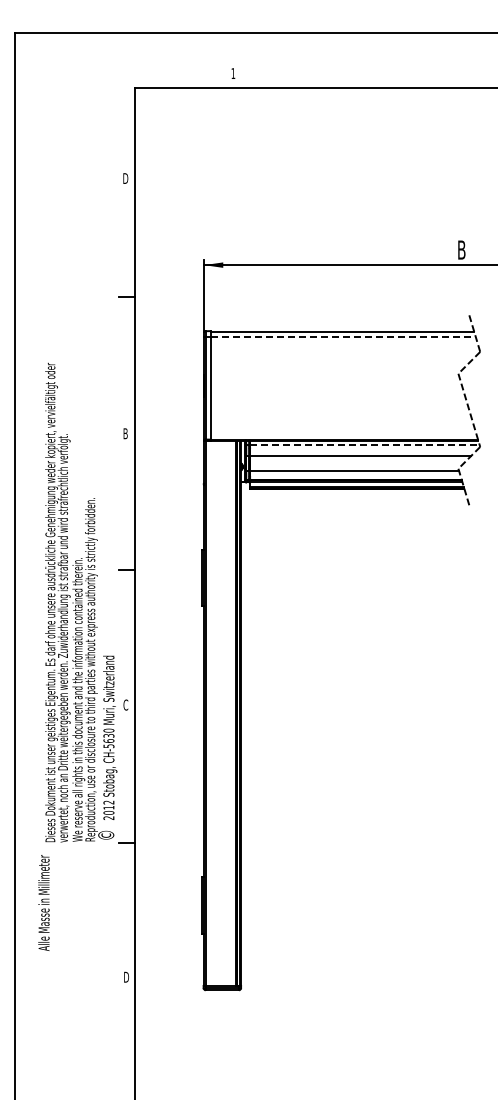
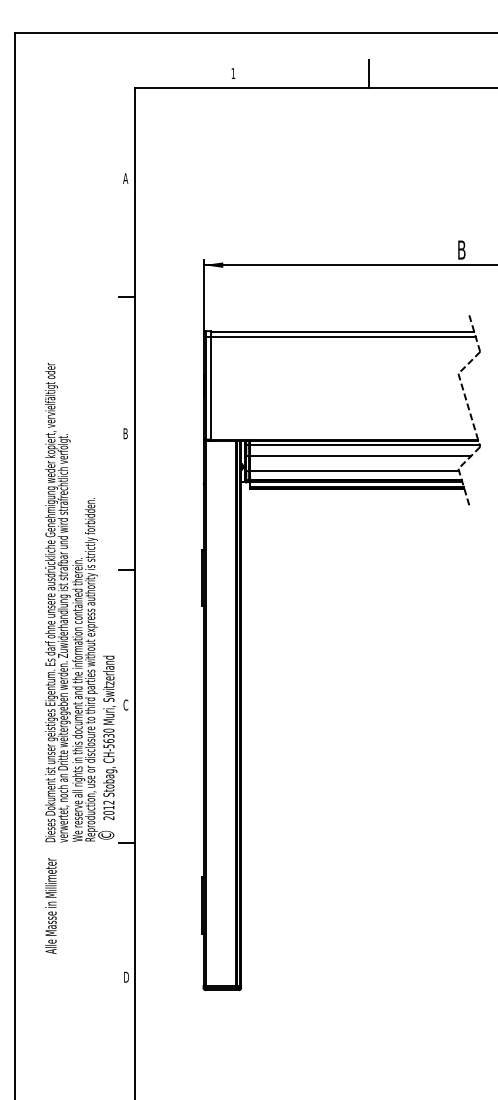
line: none -> present (369, 73)
text: D -> A (125, 178)
line: dashed -> solid (343, 337)
line: dashed -> solid (364, 445)
text position: (43, 902) -> (50, 905) (50, 905)
